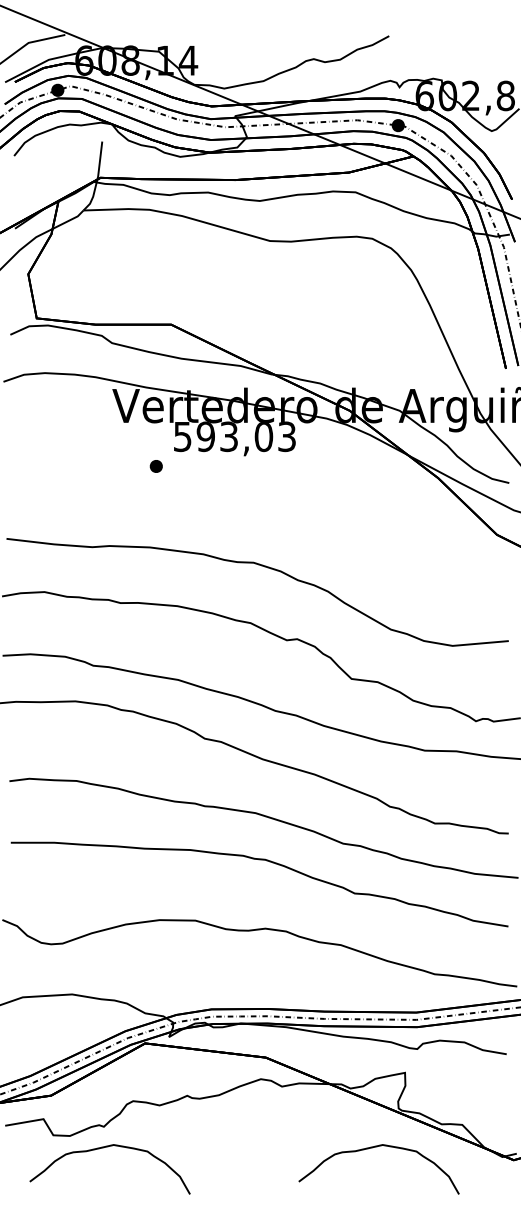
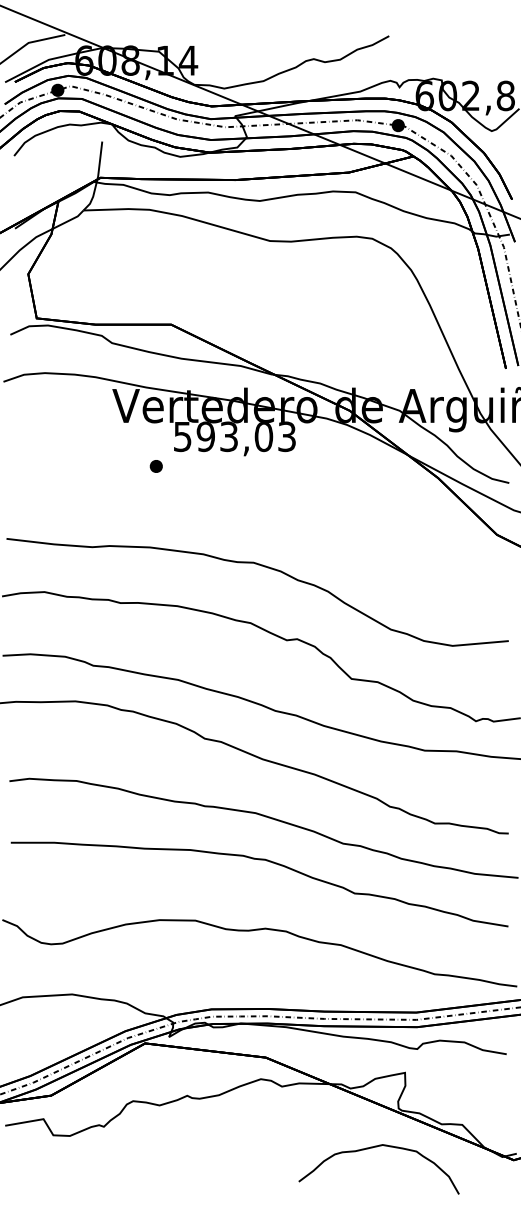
curve: present -> none (103, 1148)
